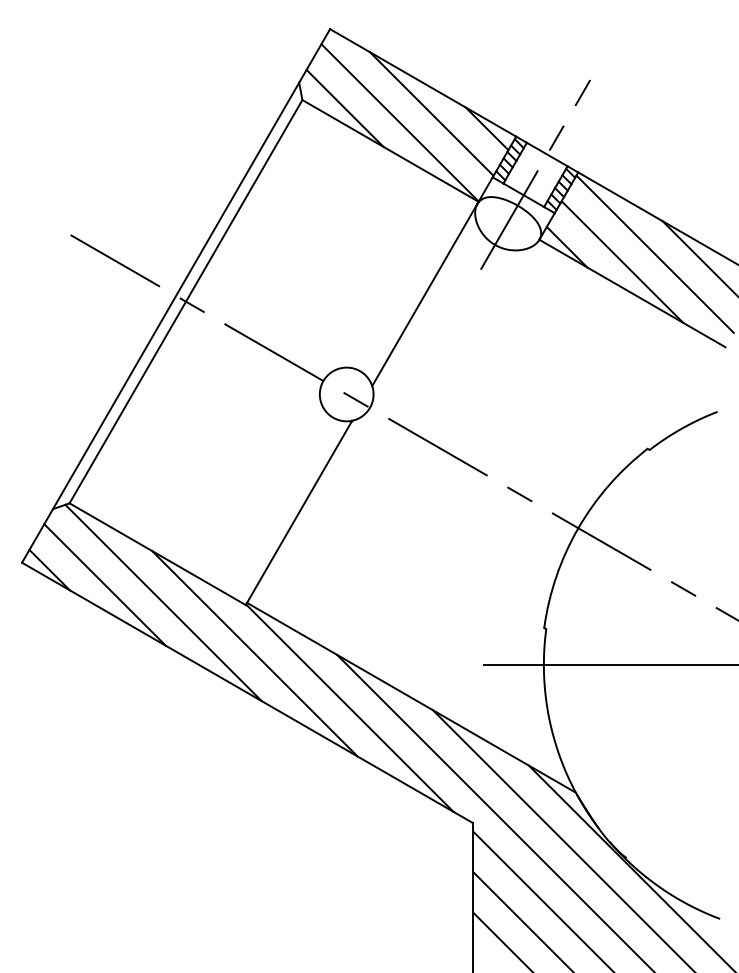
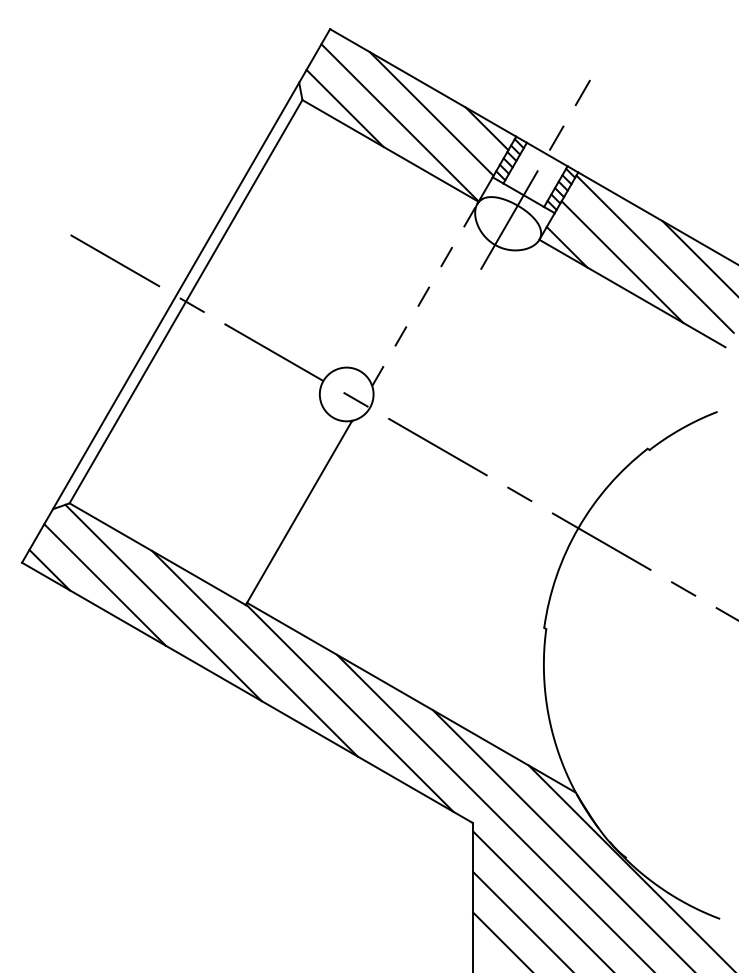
line: solid -> dashed (425, 294)
line: present -> none (609, 664)
